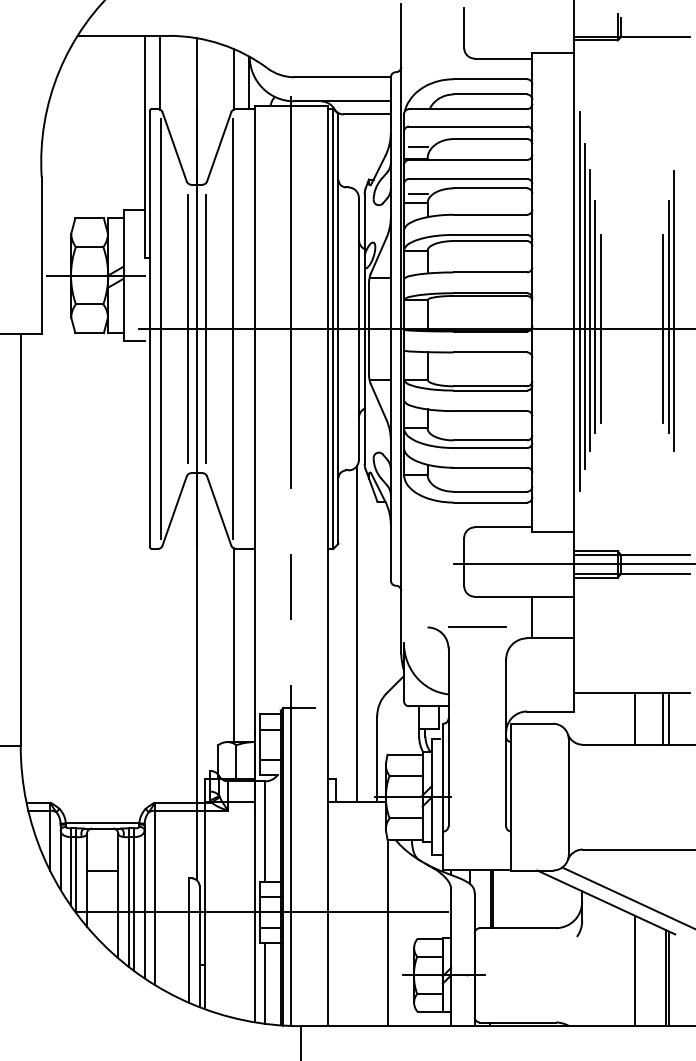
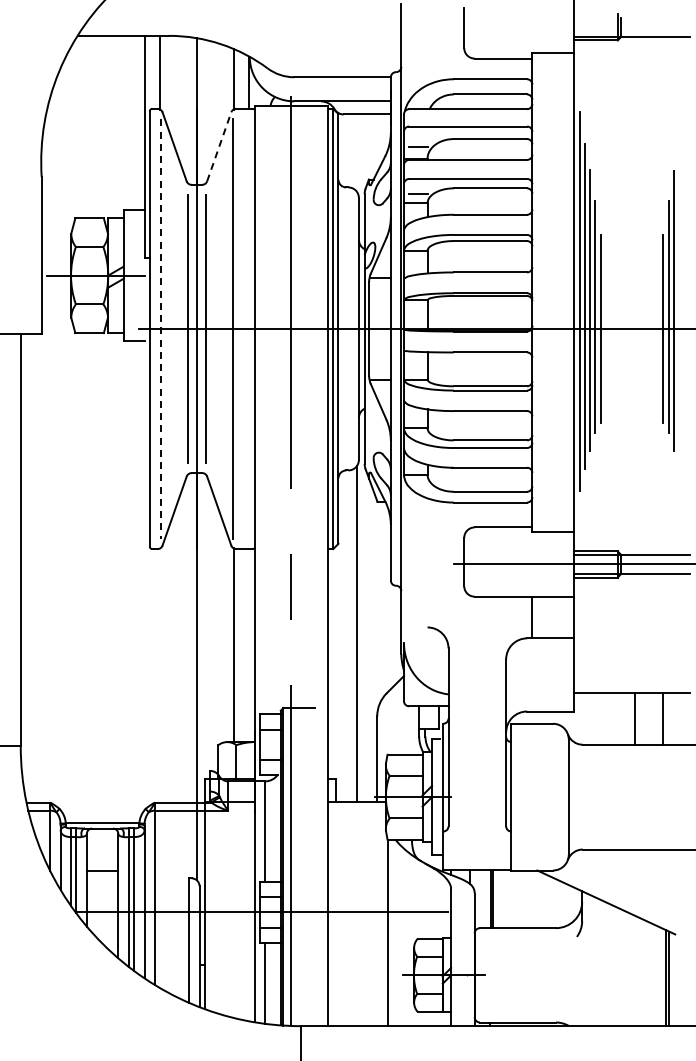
line: solid -> dashed (219, 146)
line: solid -> dashed (161, 328)
line: present -> none (477, 626)
line: present -> none (668, 718)
line: present -> none (627, 897)
line: present -> none (634, 970)
